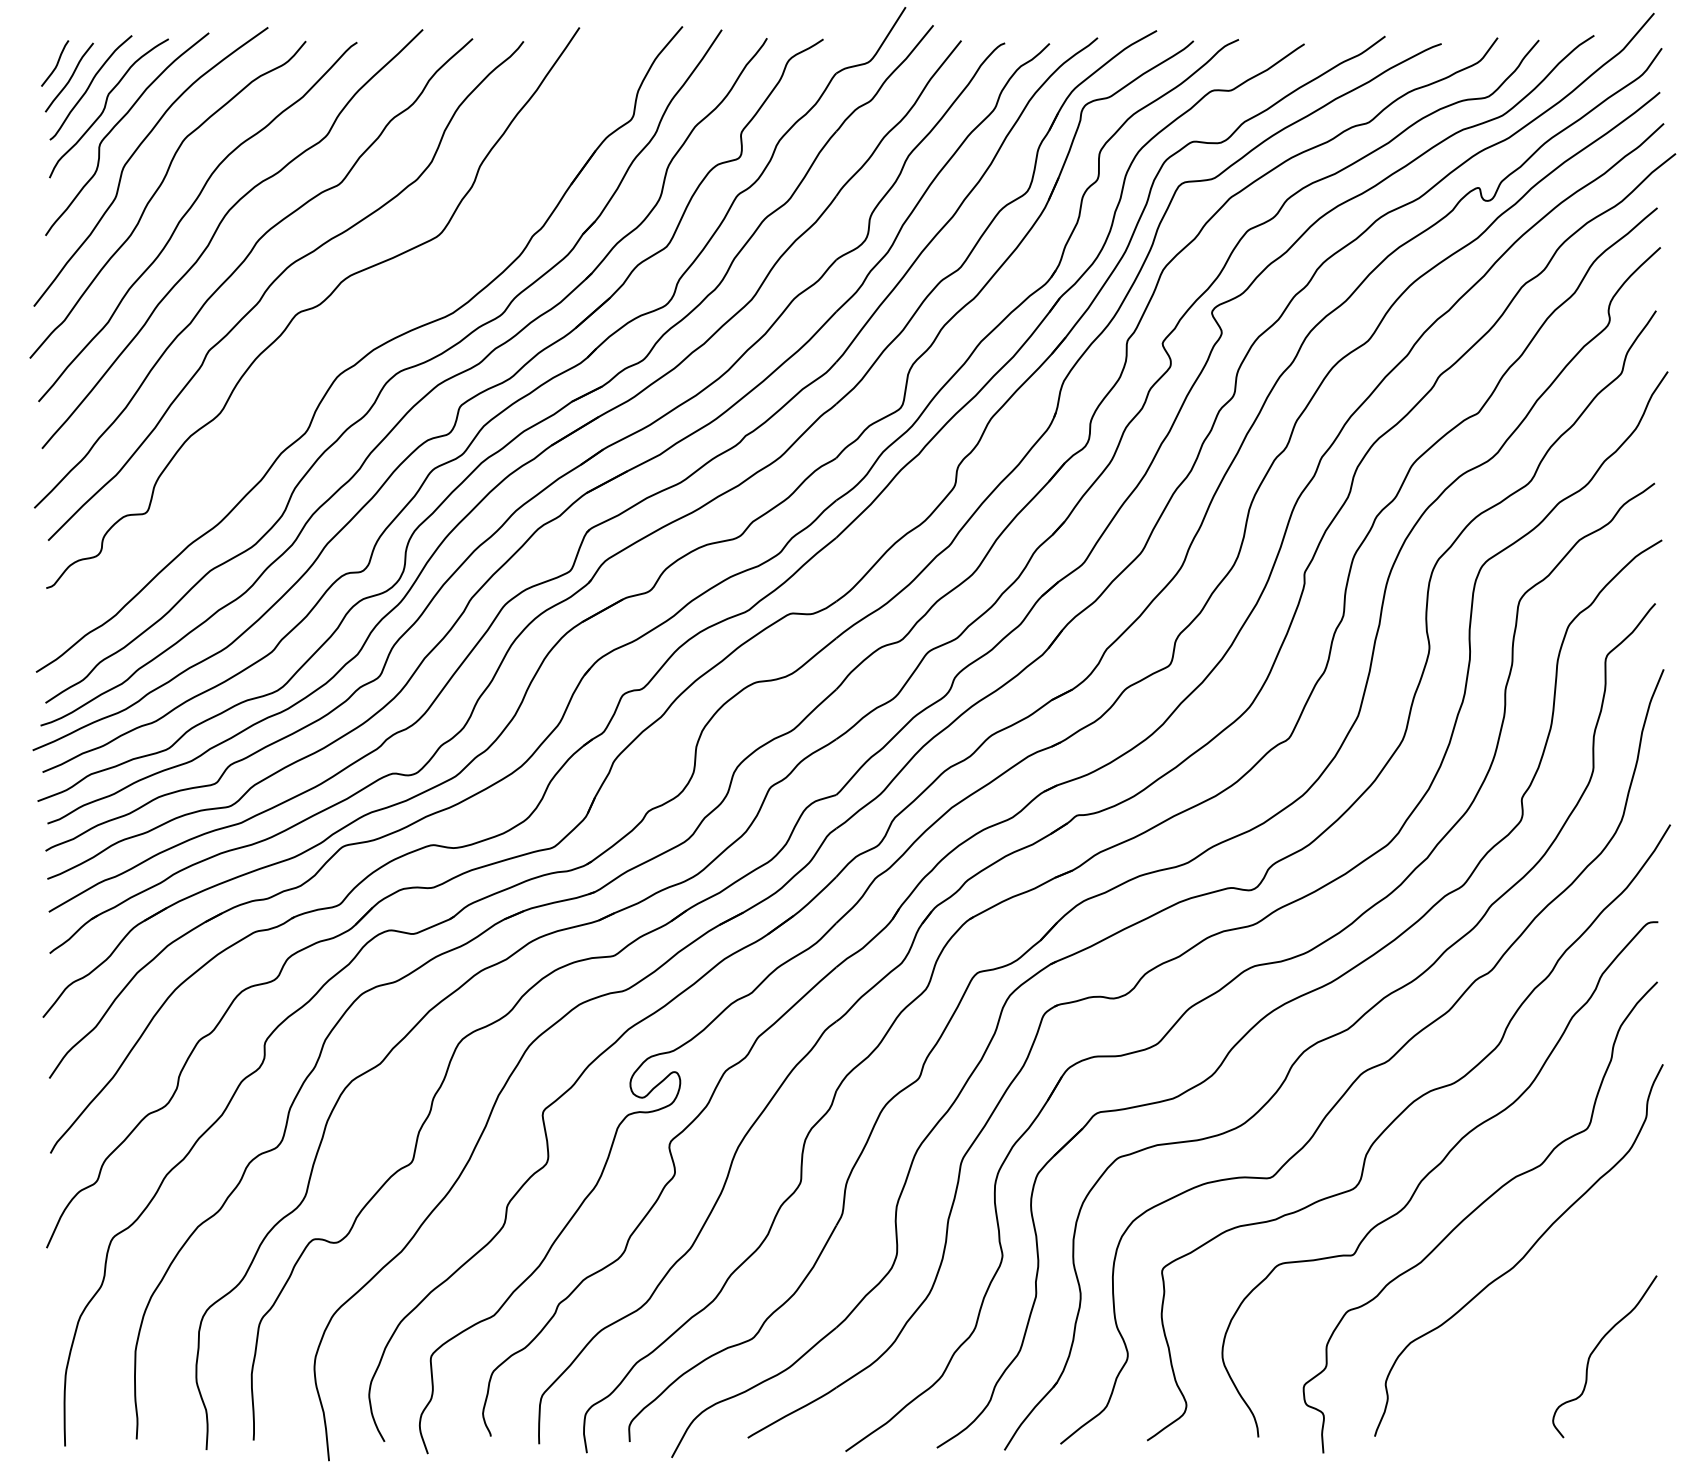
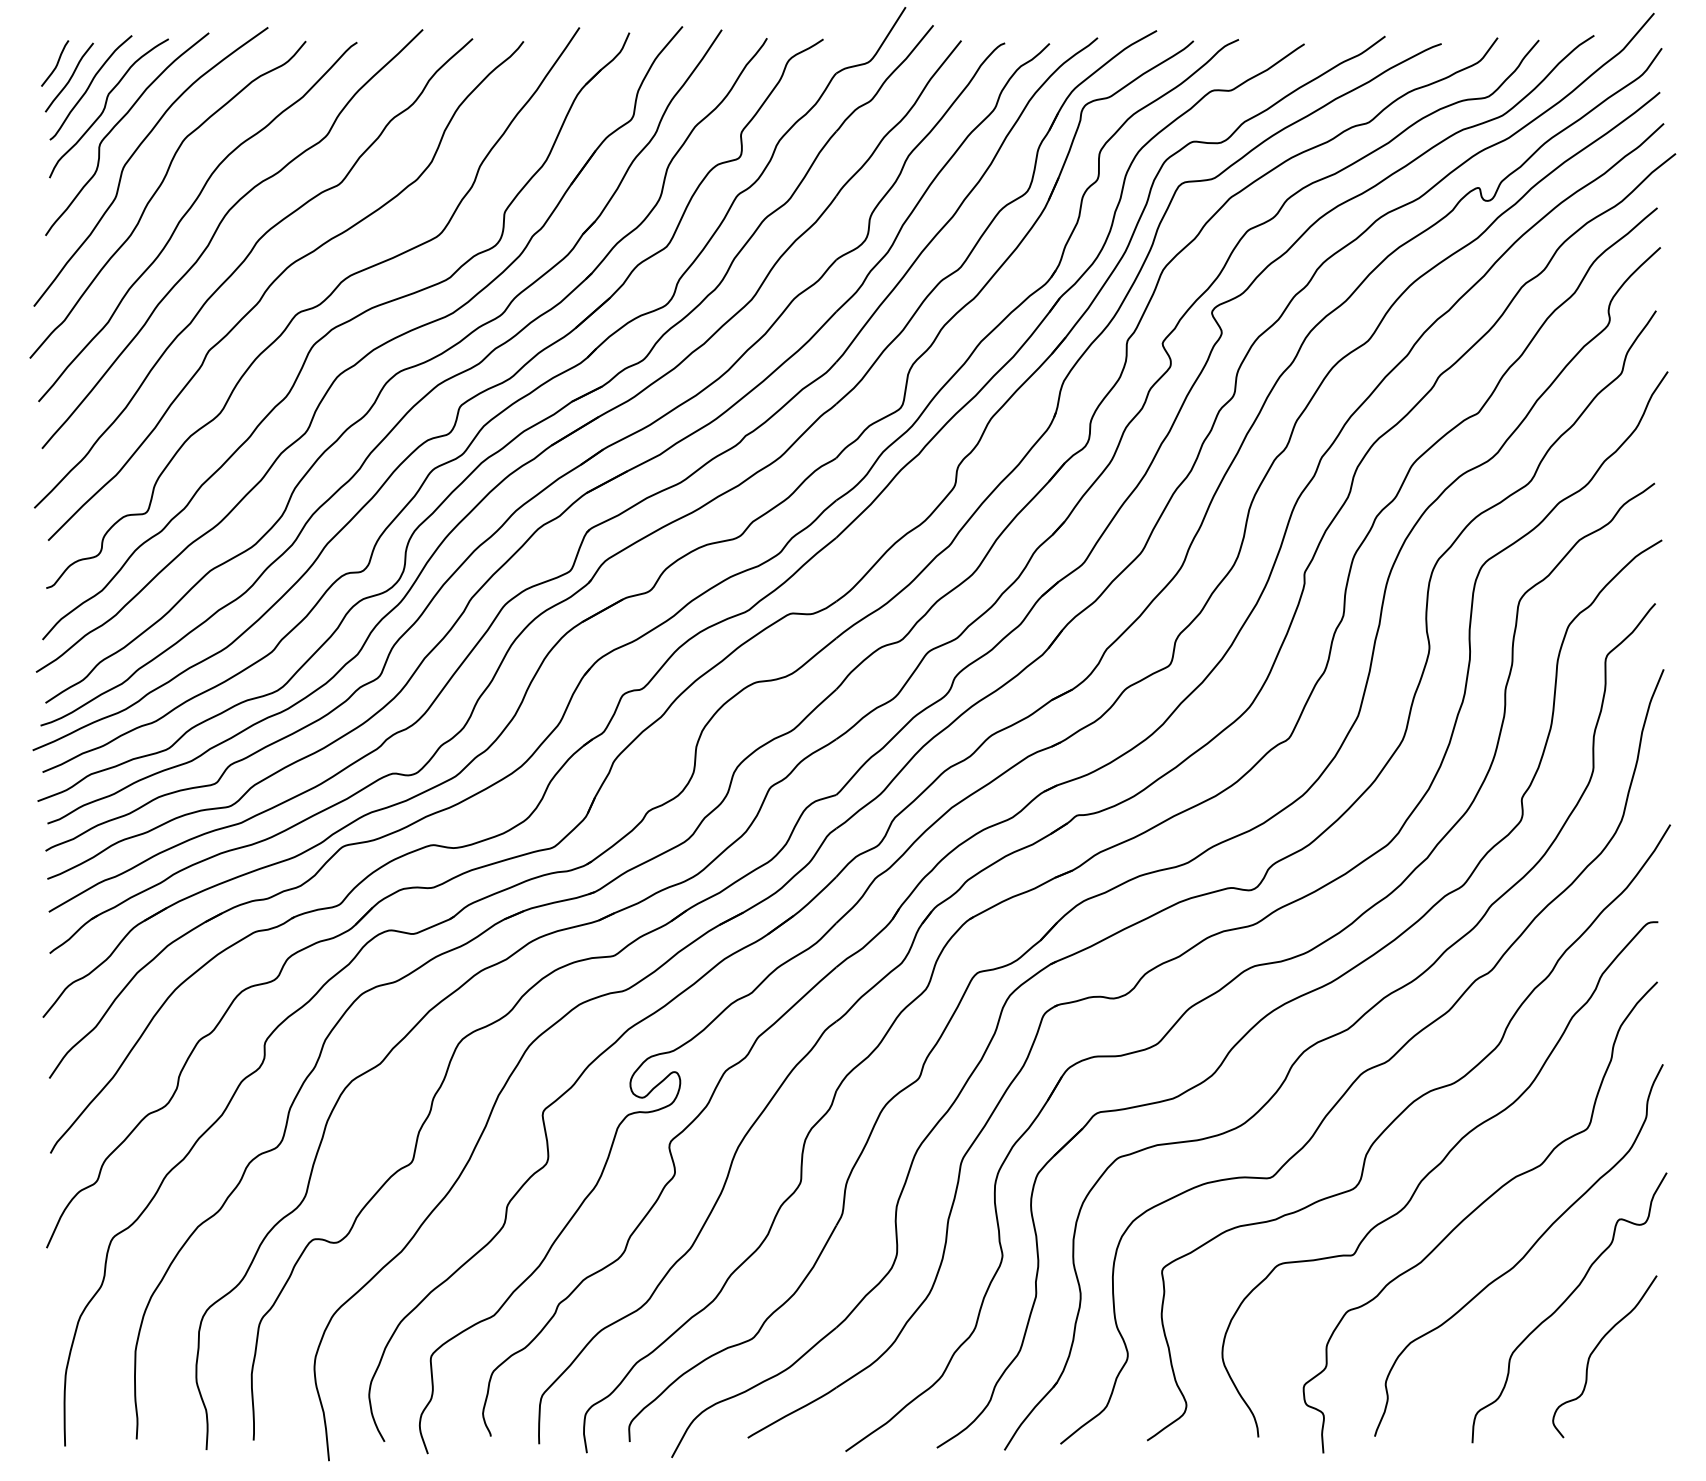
part: none -> present (331, 331)
curve: none -> present (1565, 1302)
